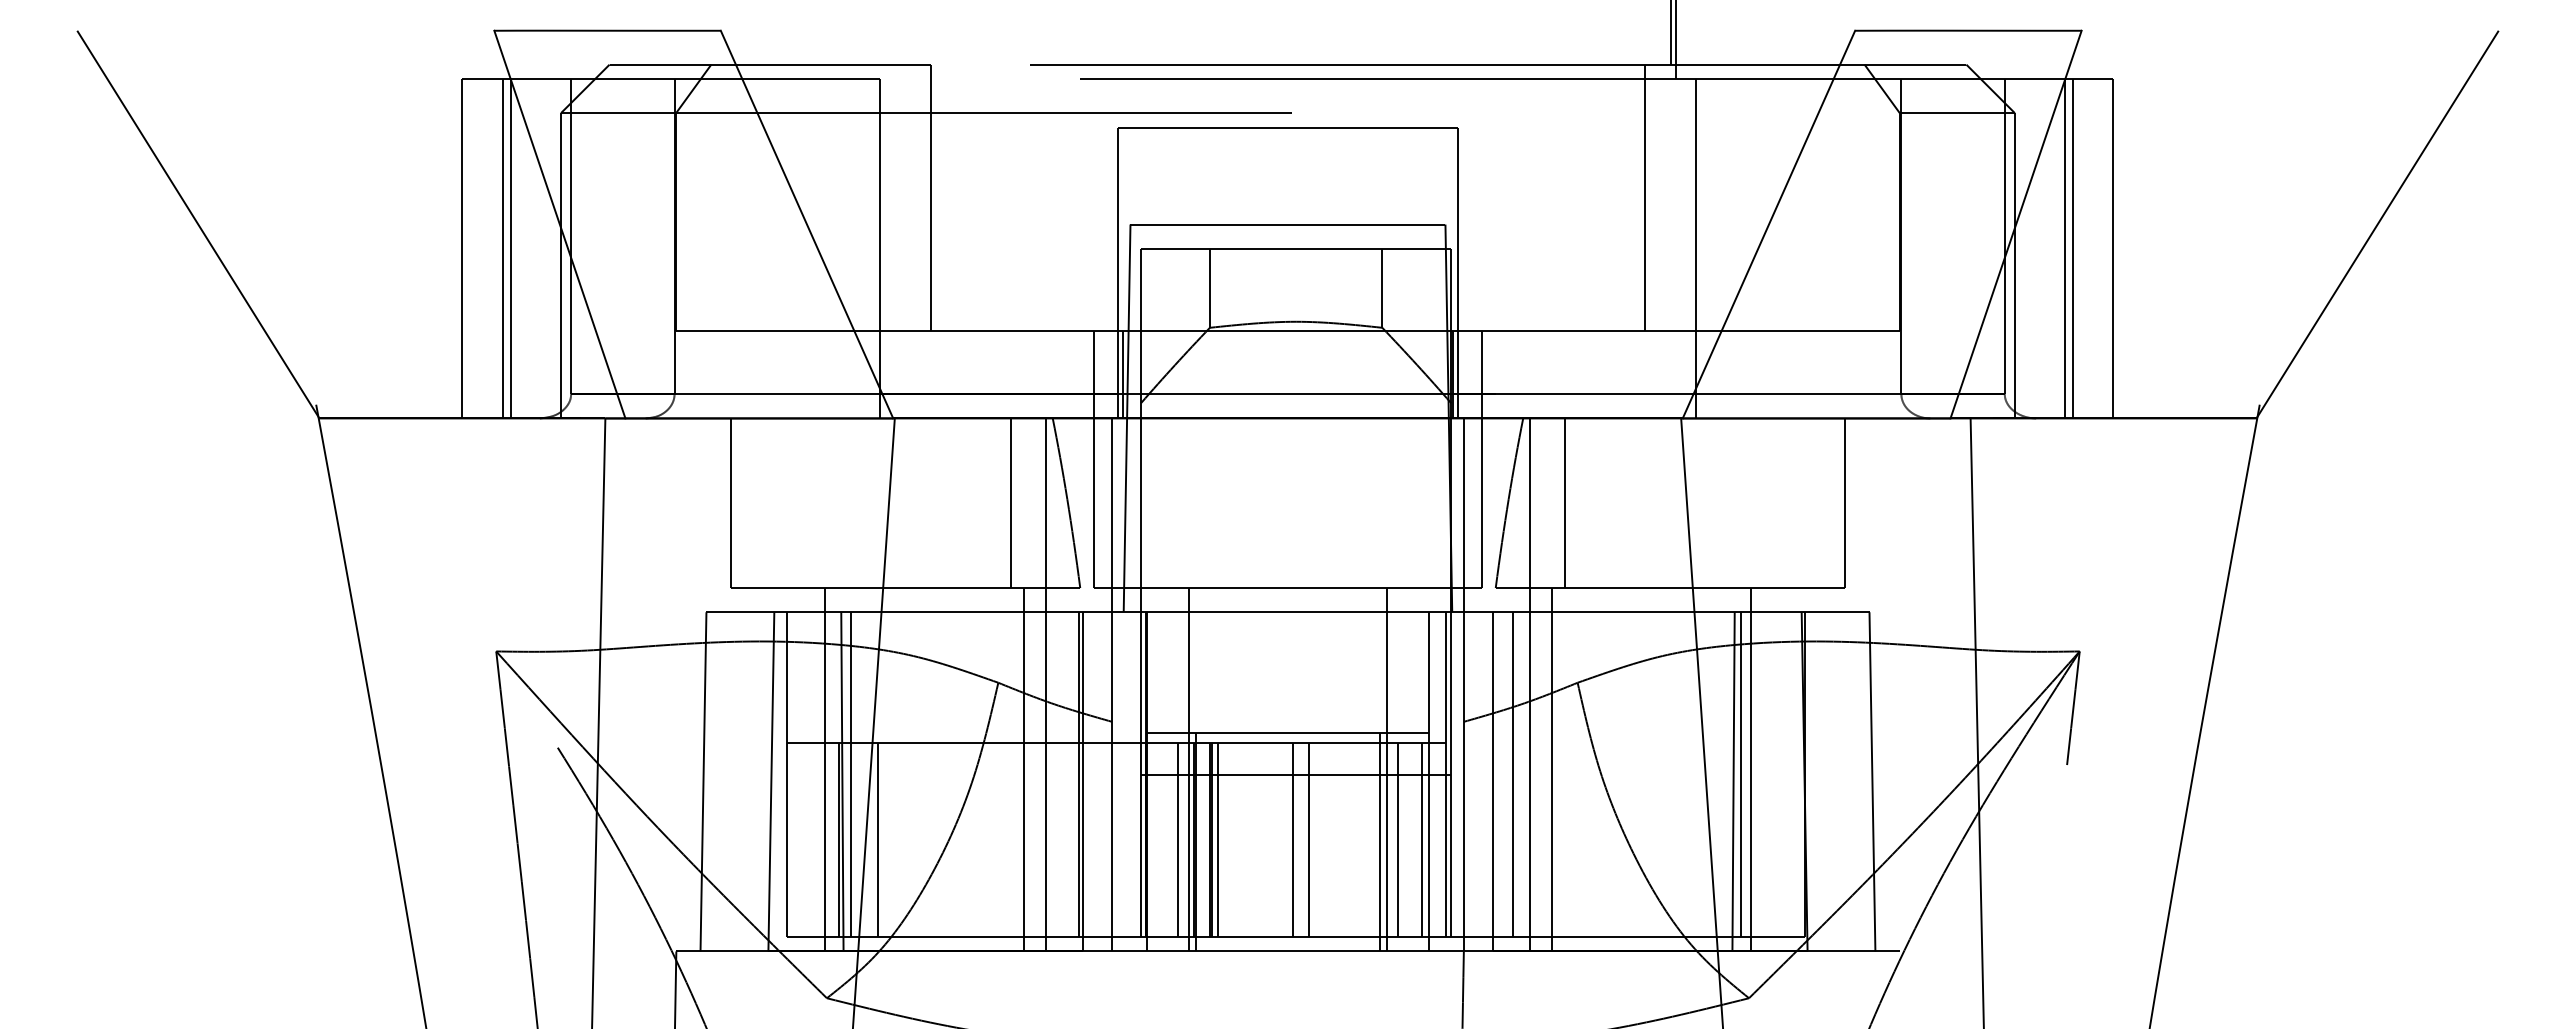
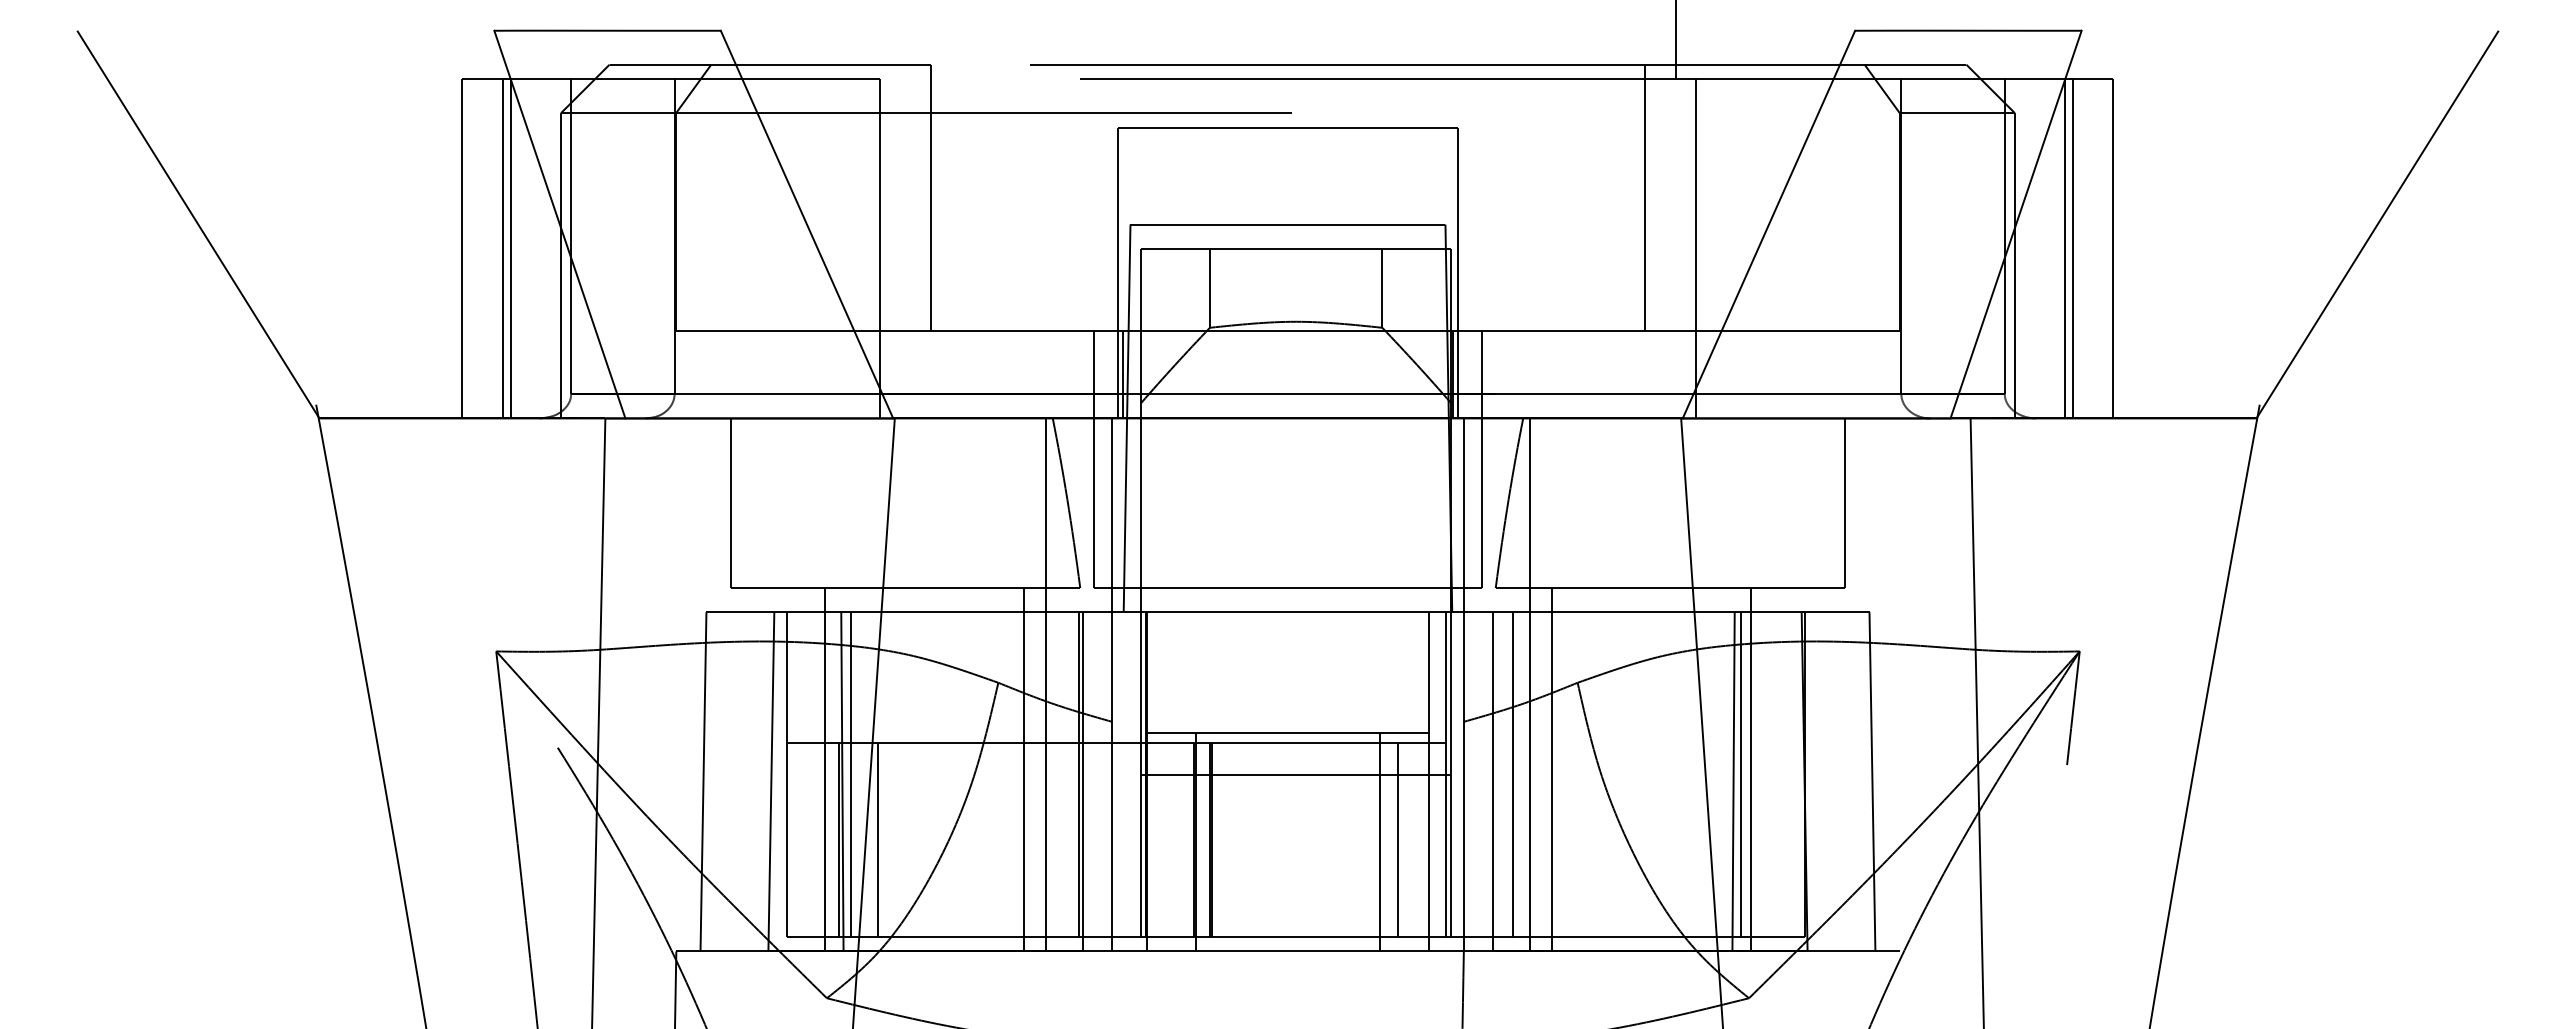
line: present -> none (1670, 33)
line: present -> none (1011, 503)
line: present -> none (1564, 503)
line: present -> none (1188, 769)
line: present -> none (1387, 769)
line: present -> none (1177, 839)
line: present -> none (1218, 839)
line: present -> none (1292, 839)
line: present -> none (1308, 839)
line: present -> none (1422, 839)
